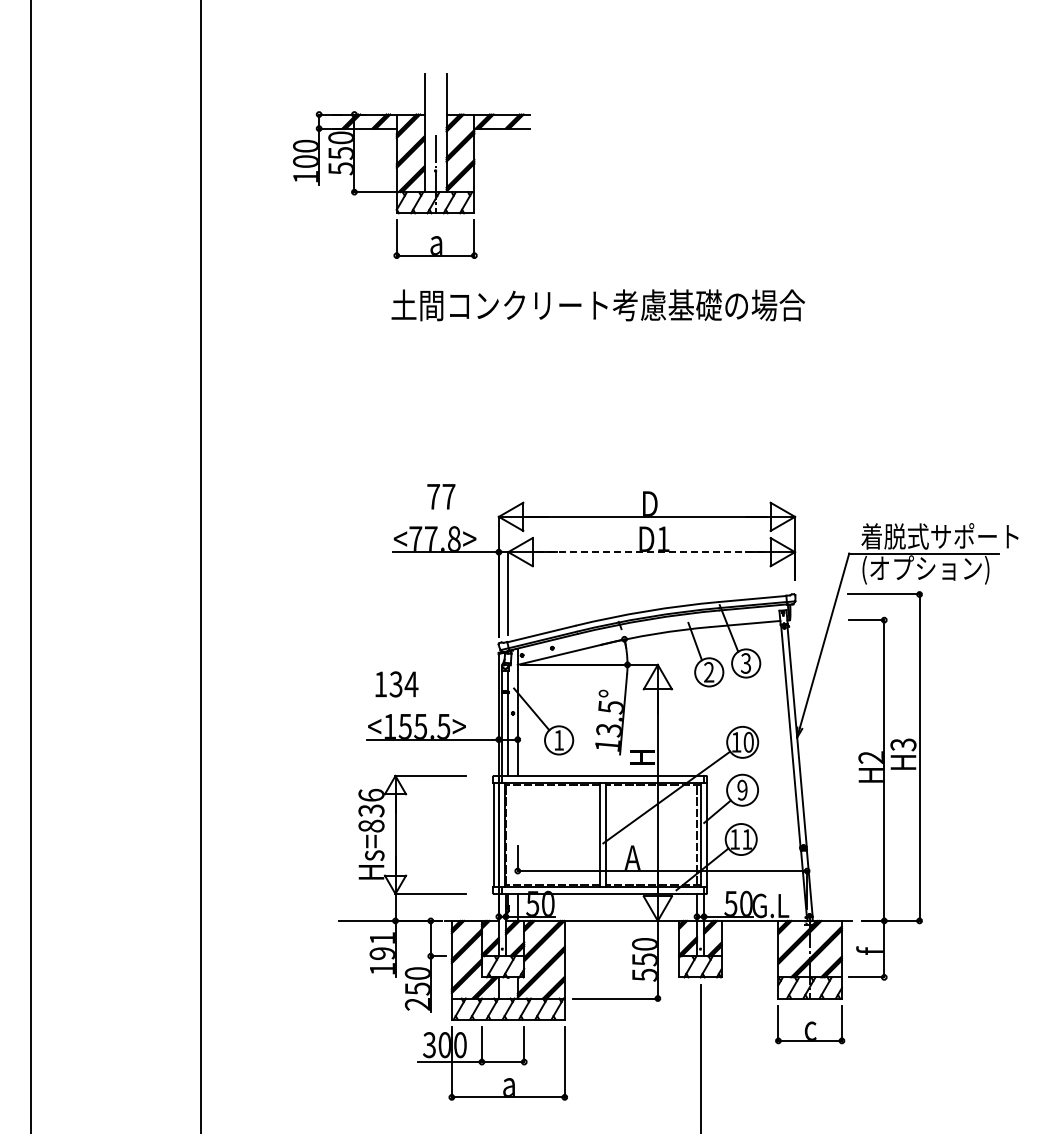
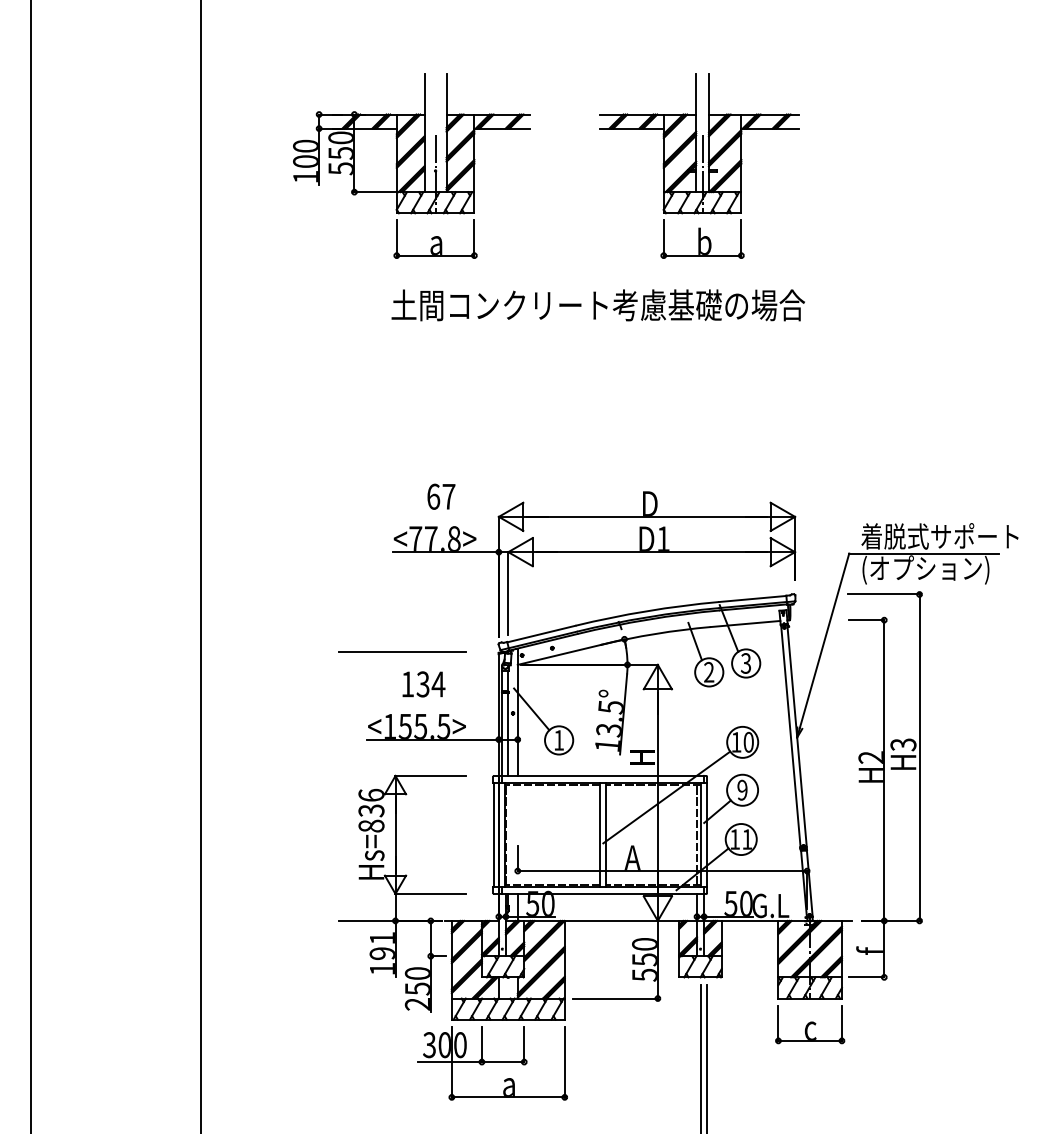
part: none -> present (699, 165)
text: 77 -> 67 (433, 496)
line: dashed -> solid (652, 552)
line: none -> present (402, 651)
text position: (396, 684) -> (423, 684) (423, 684)
line: none -> present (706, 1057)
